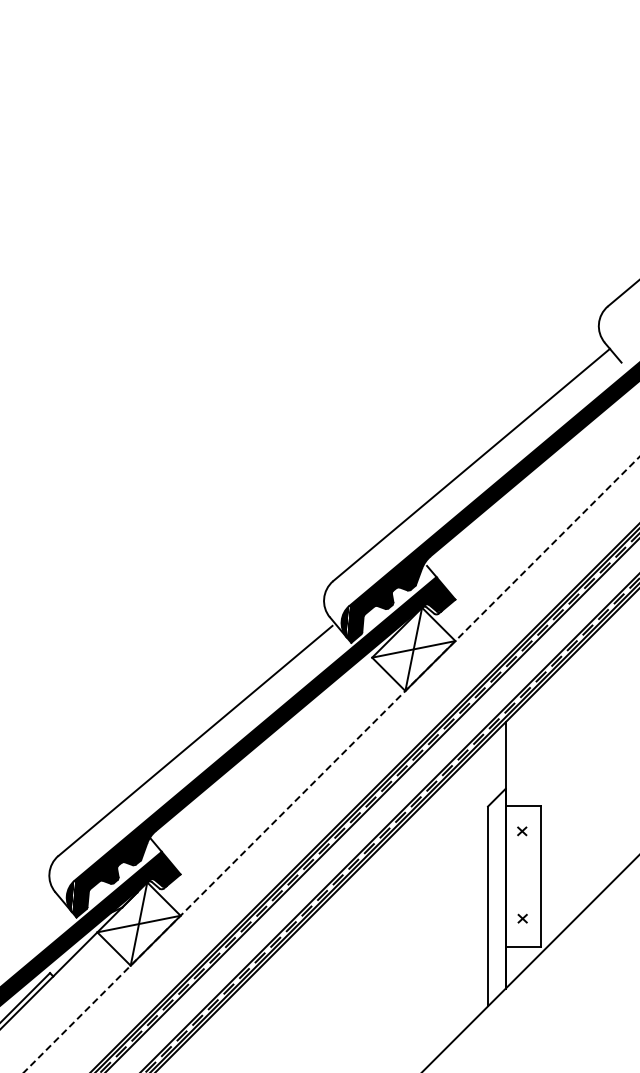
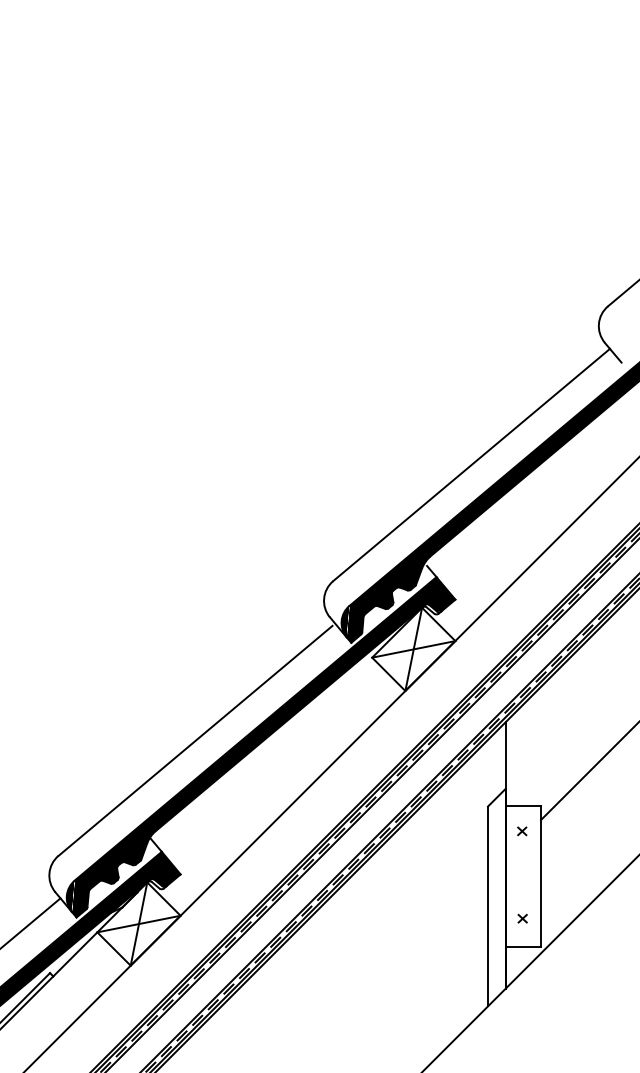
line: dashed -> solid (331, 764)
line: none -> present (588, 772)
line: none -> present (31, 922)
